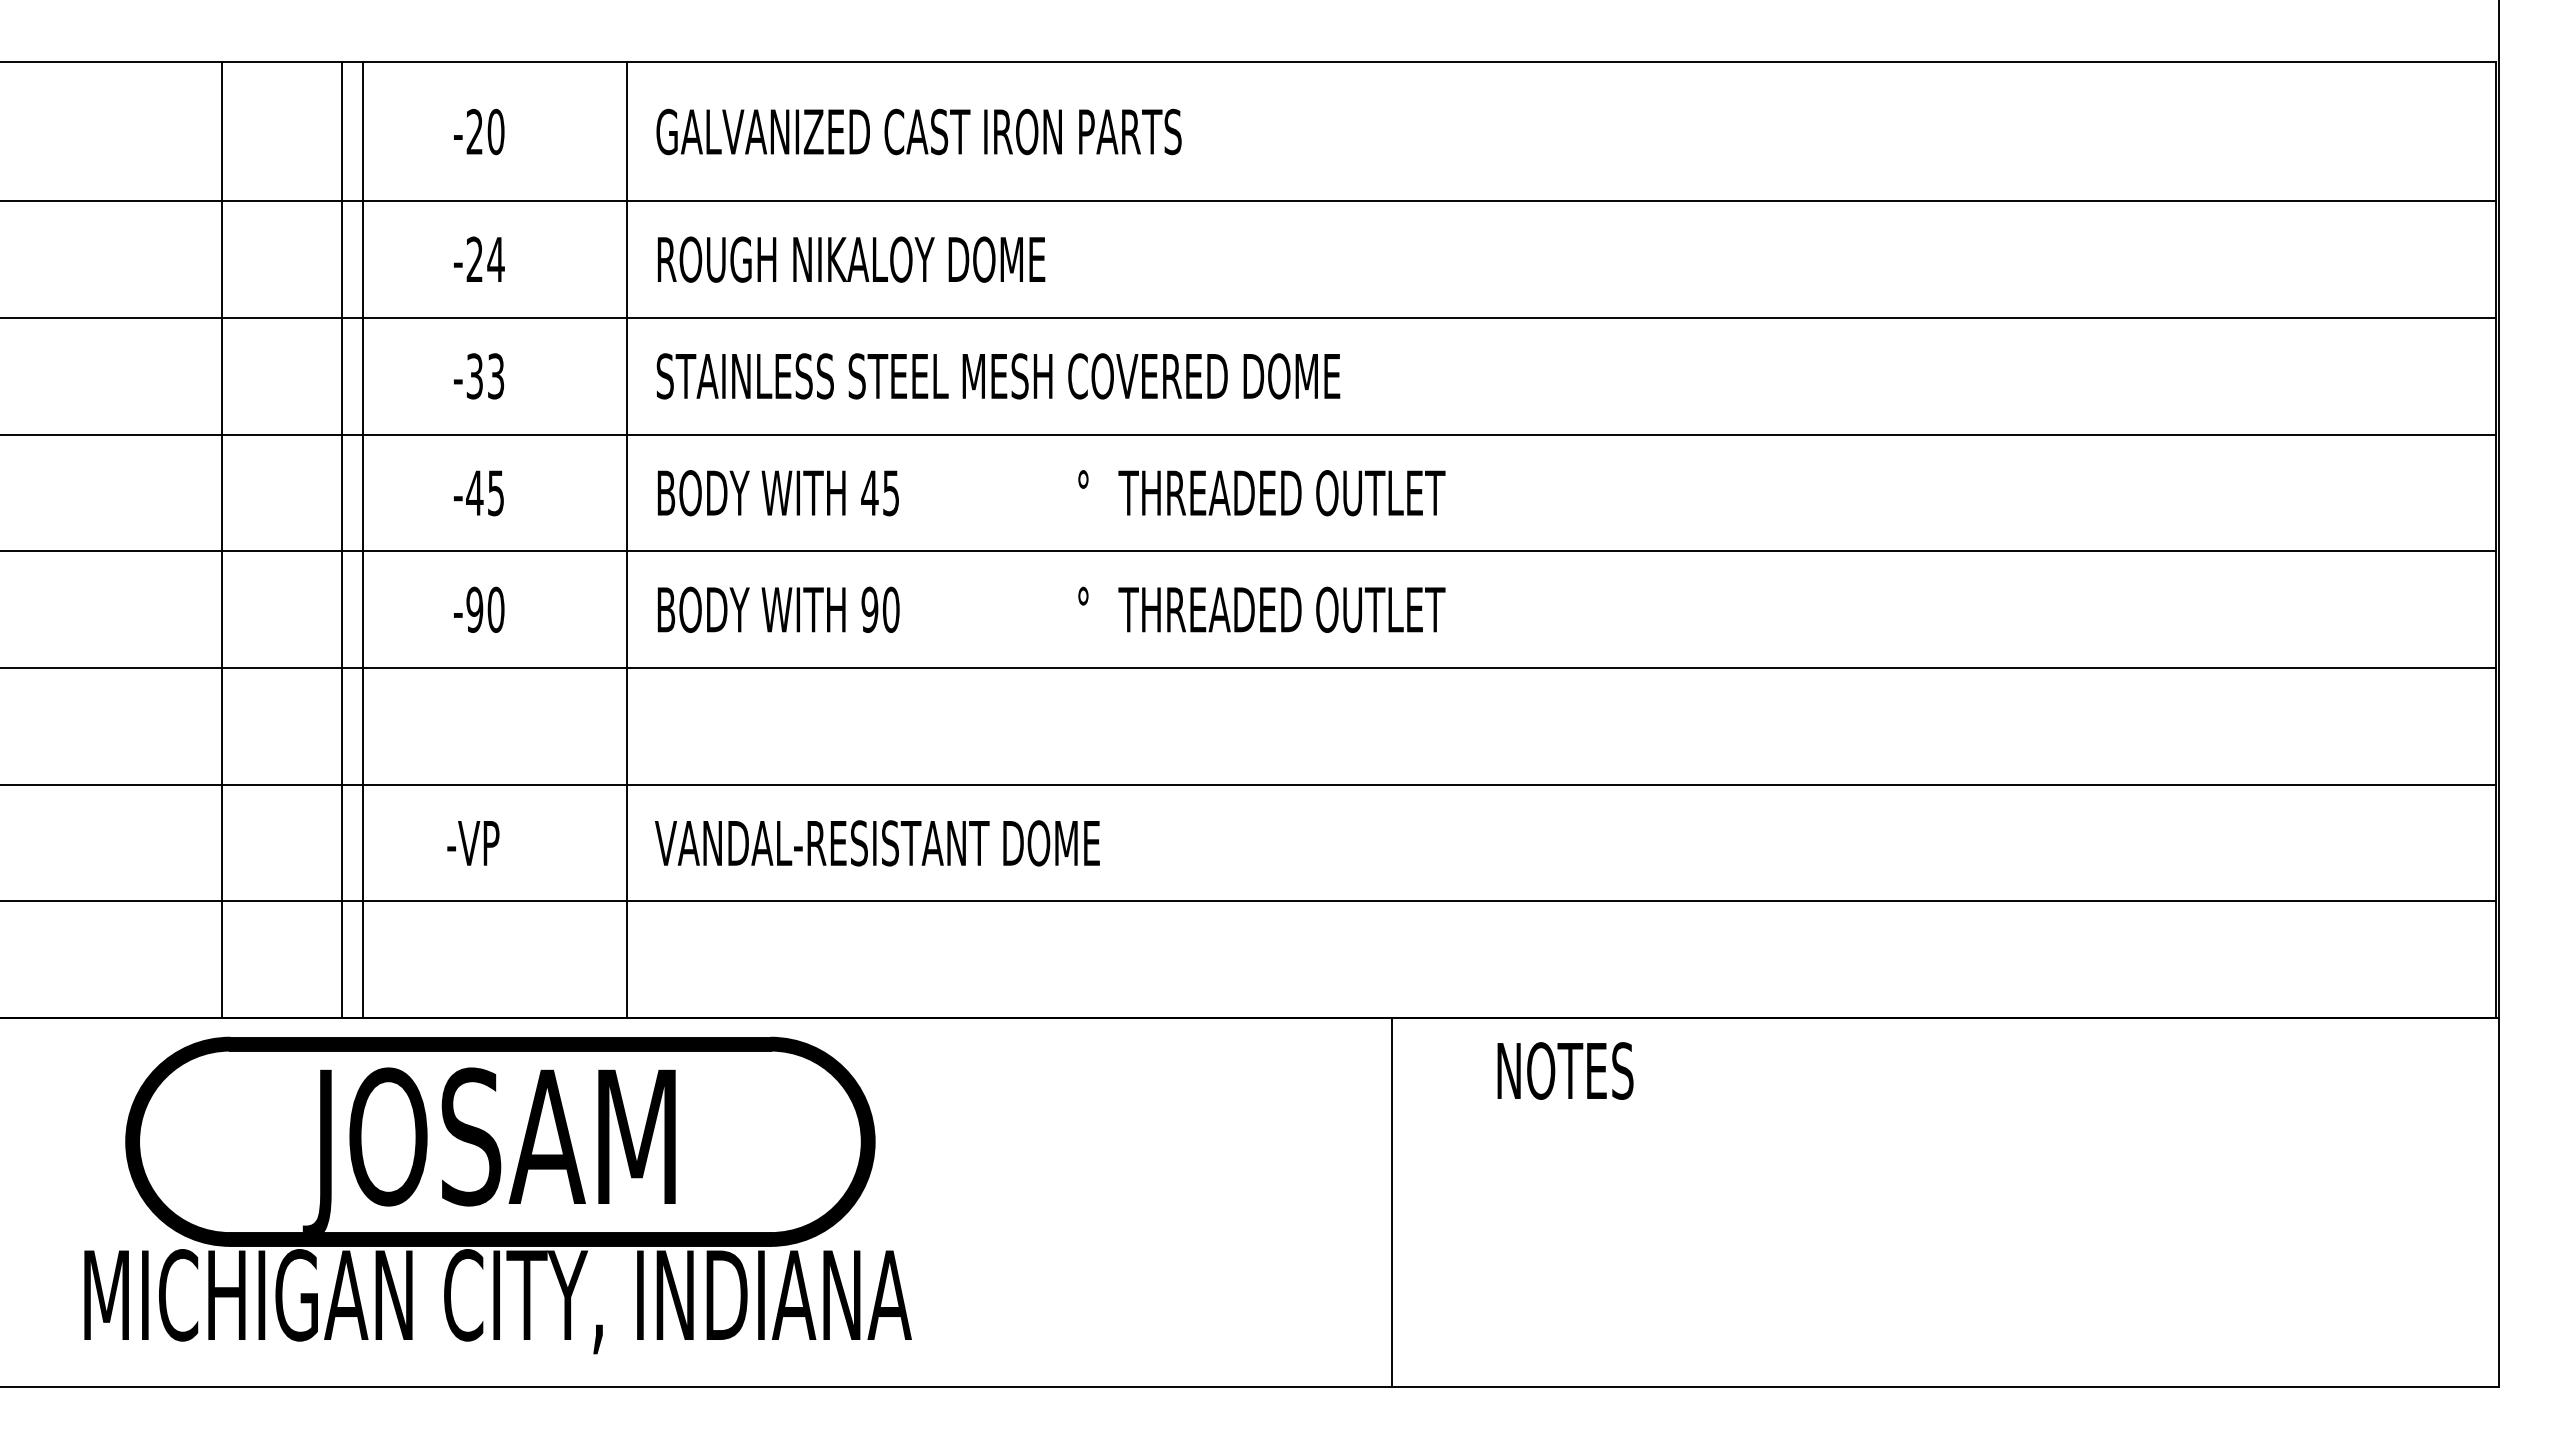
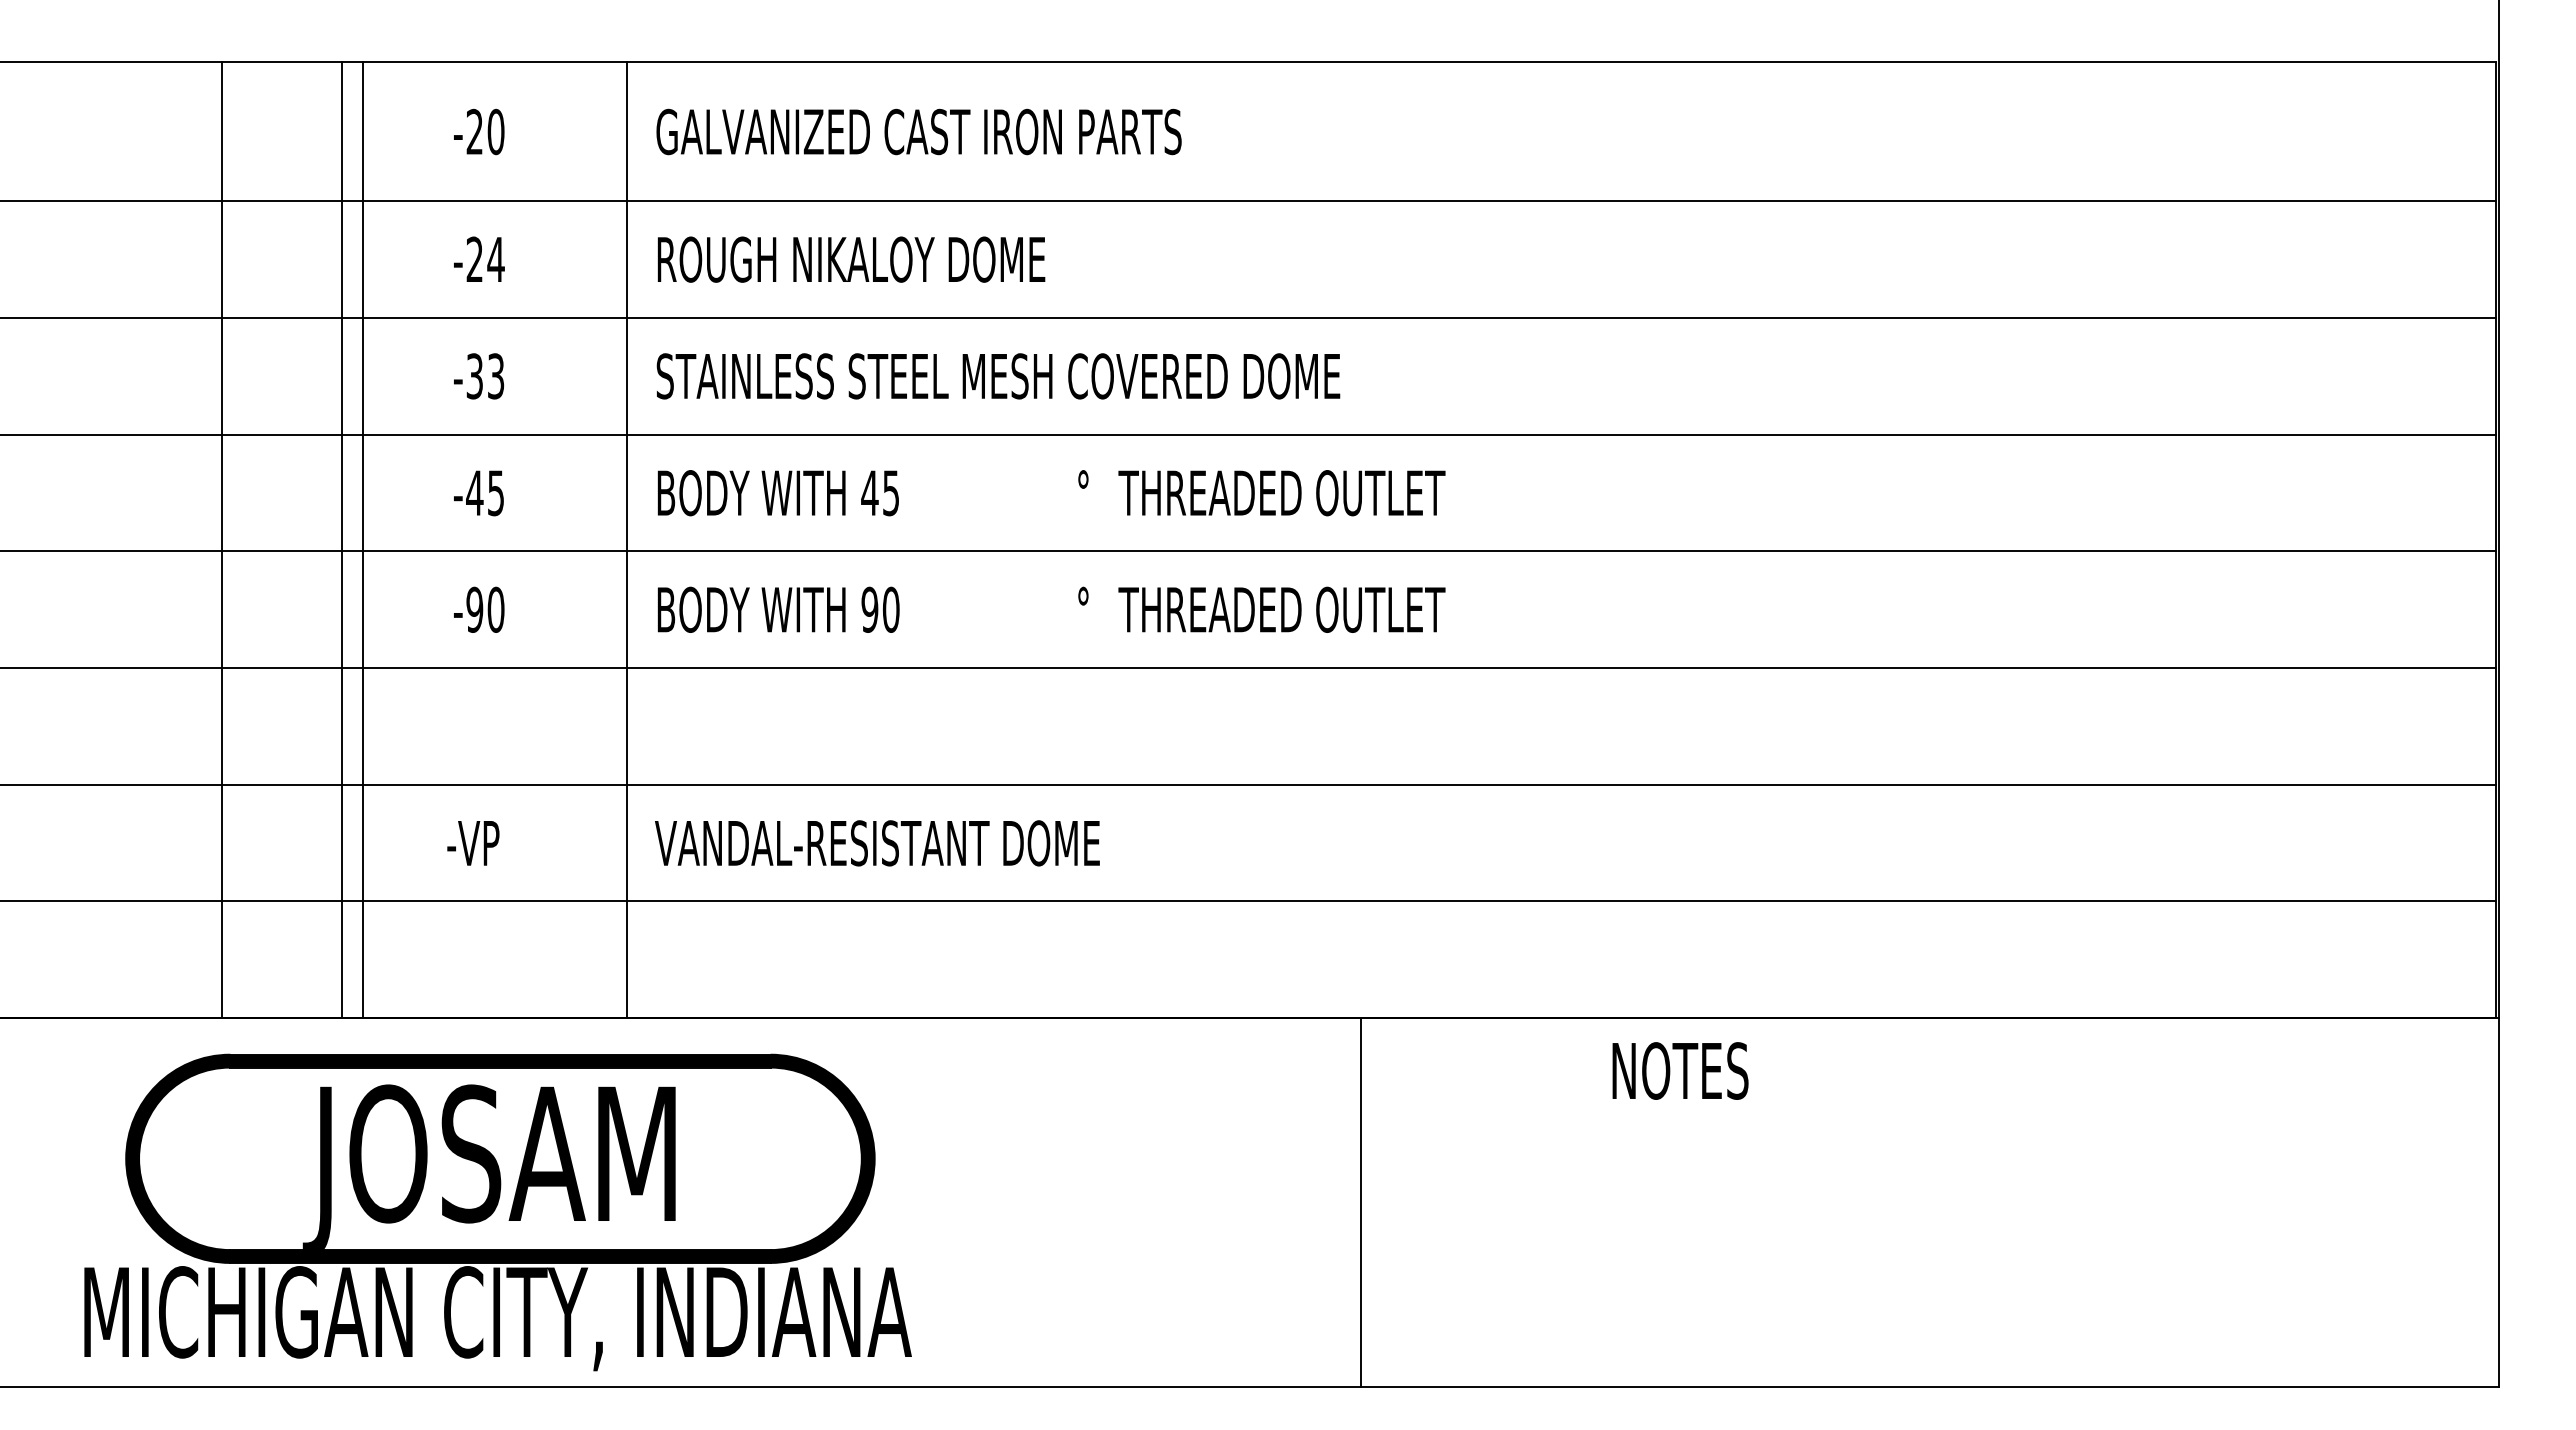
text position: (1565, 1070) -> (1680, 1070) (1680, 1070)
part position: (497, 1195) -> (497, 1212) (497, 1212)
line position: (1391, 1202) -> (1360, 1202) (1360, 1202)
